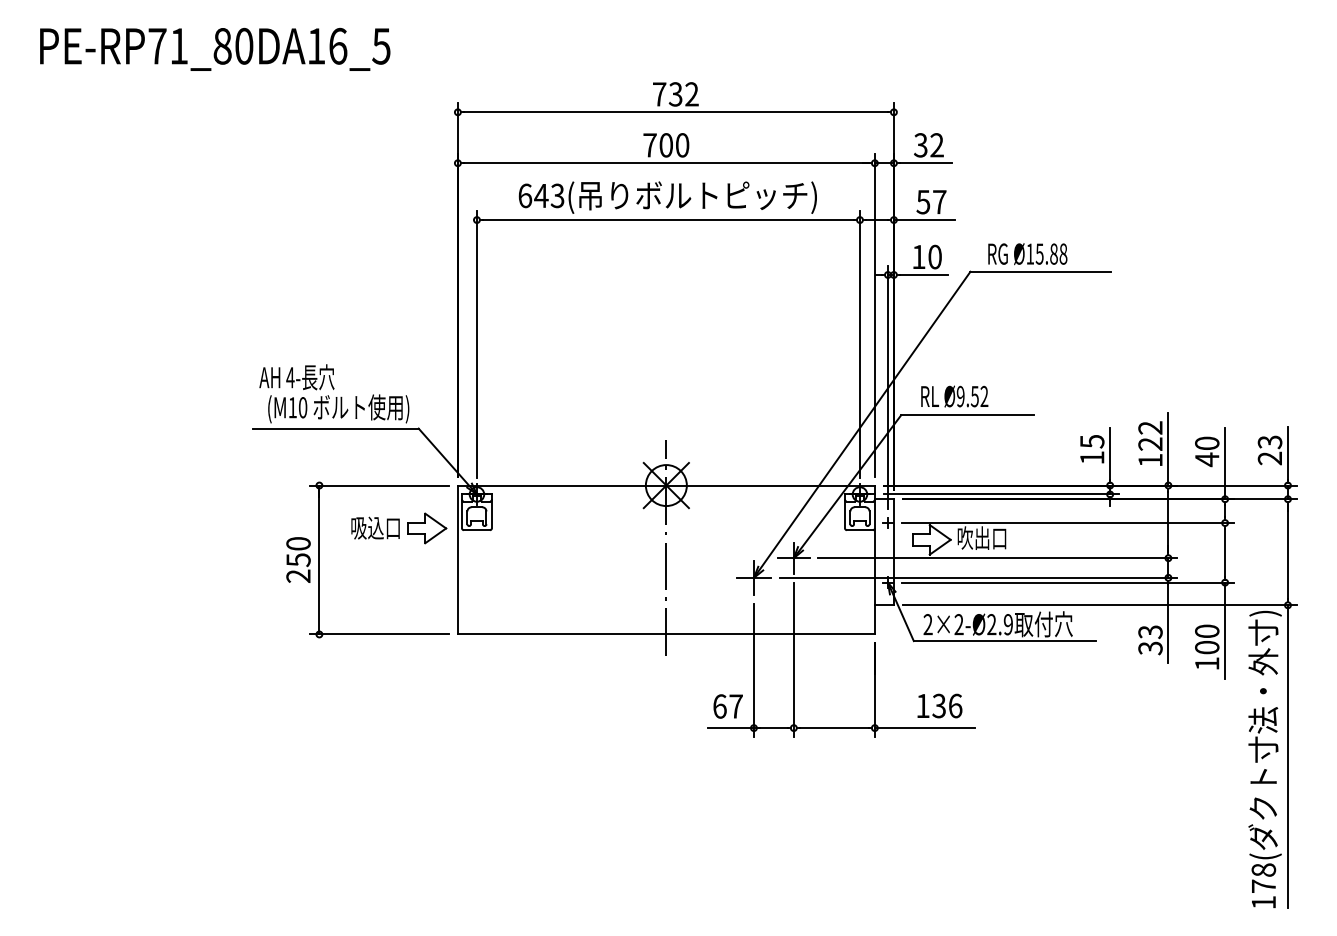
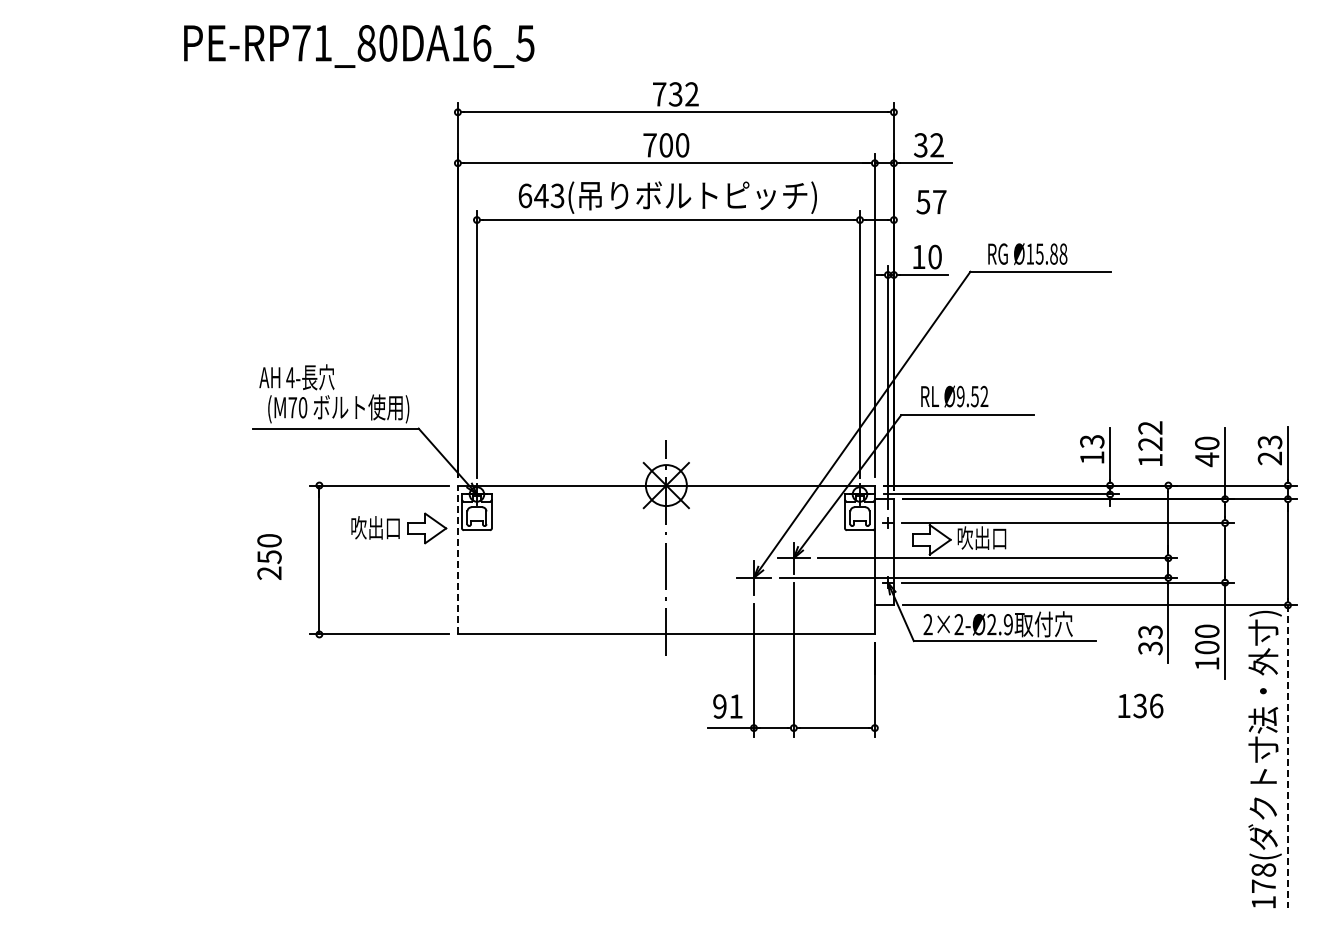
text position: (215, 48) -> (359, 45) (359, 45)
line: present -> none (923, 220)
text: (M10 -> (M70 (292, 407)
text: 15 -> 13 (1091, 441)
line: present -> none (1168, 448)
text: 吸込口 -> 吹出口 (367, 527)
text position: (298, 559) -> (269, 556) (269, 556)
line: solid -> dashed (457, 559)
text position: (939, 705) -> (1140, 705) (1140, 705)
text: 67 -> 91 (727, 706)
line: present -> none (924, 728)
line: solid -> dashed (1287, 756)
